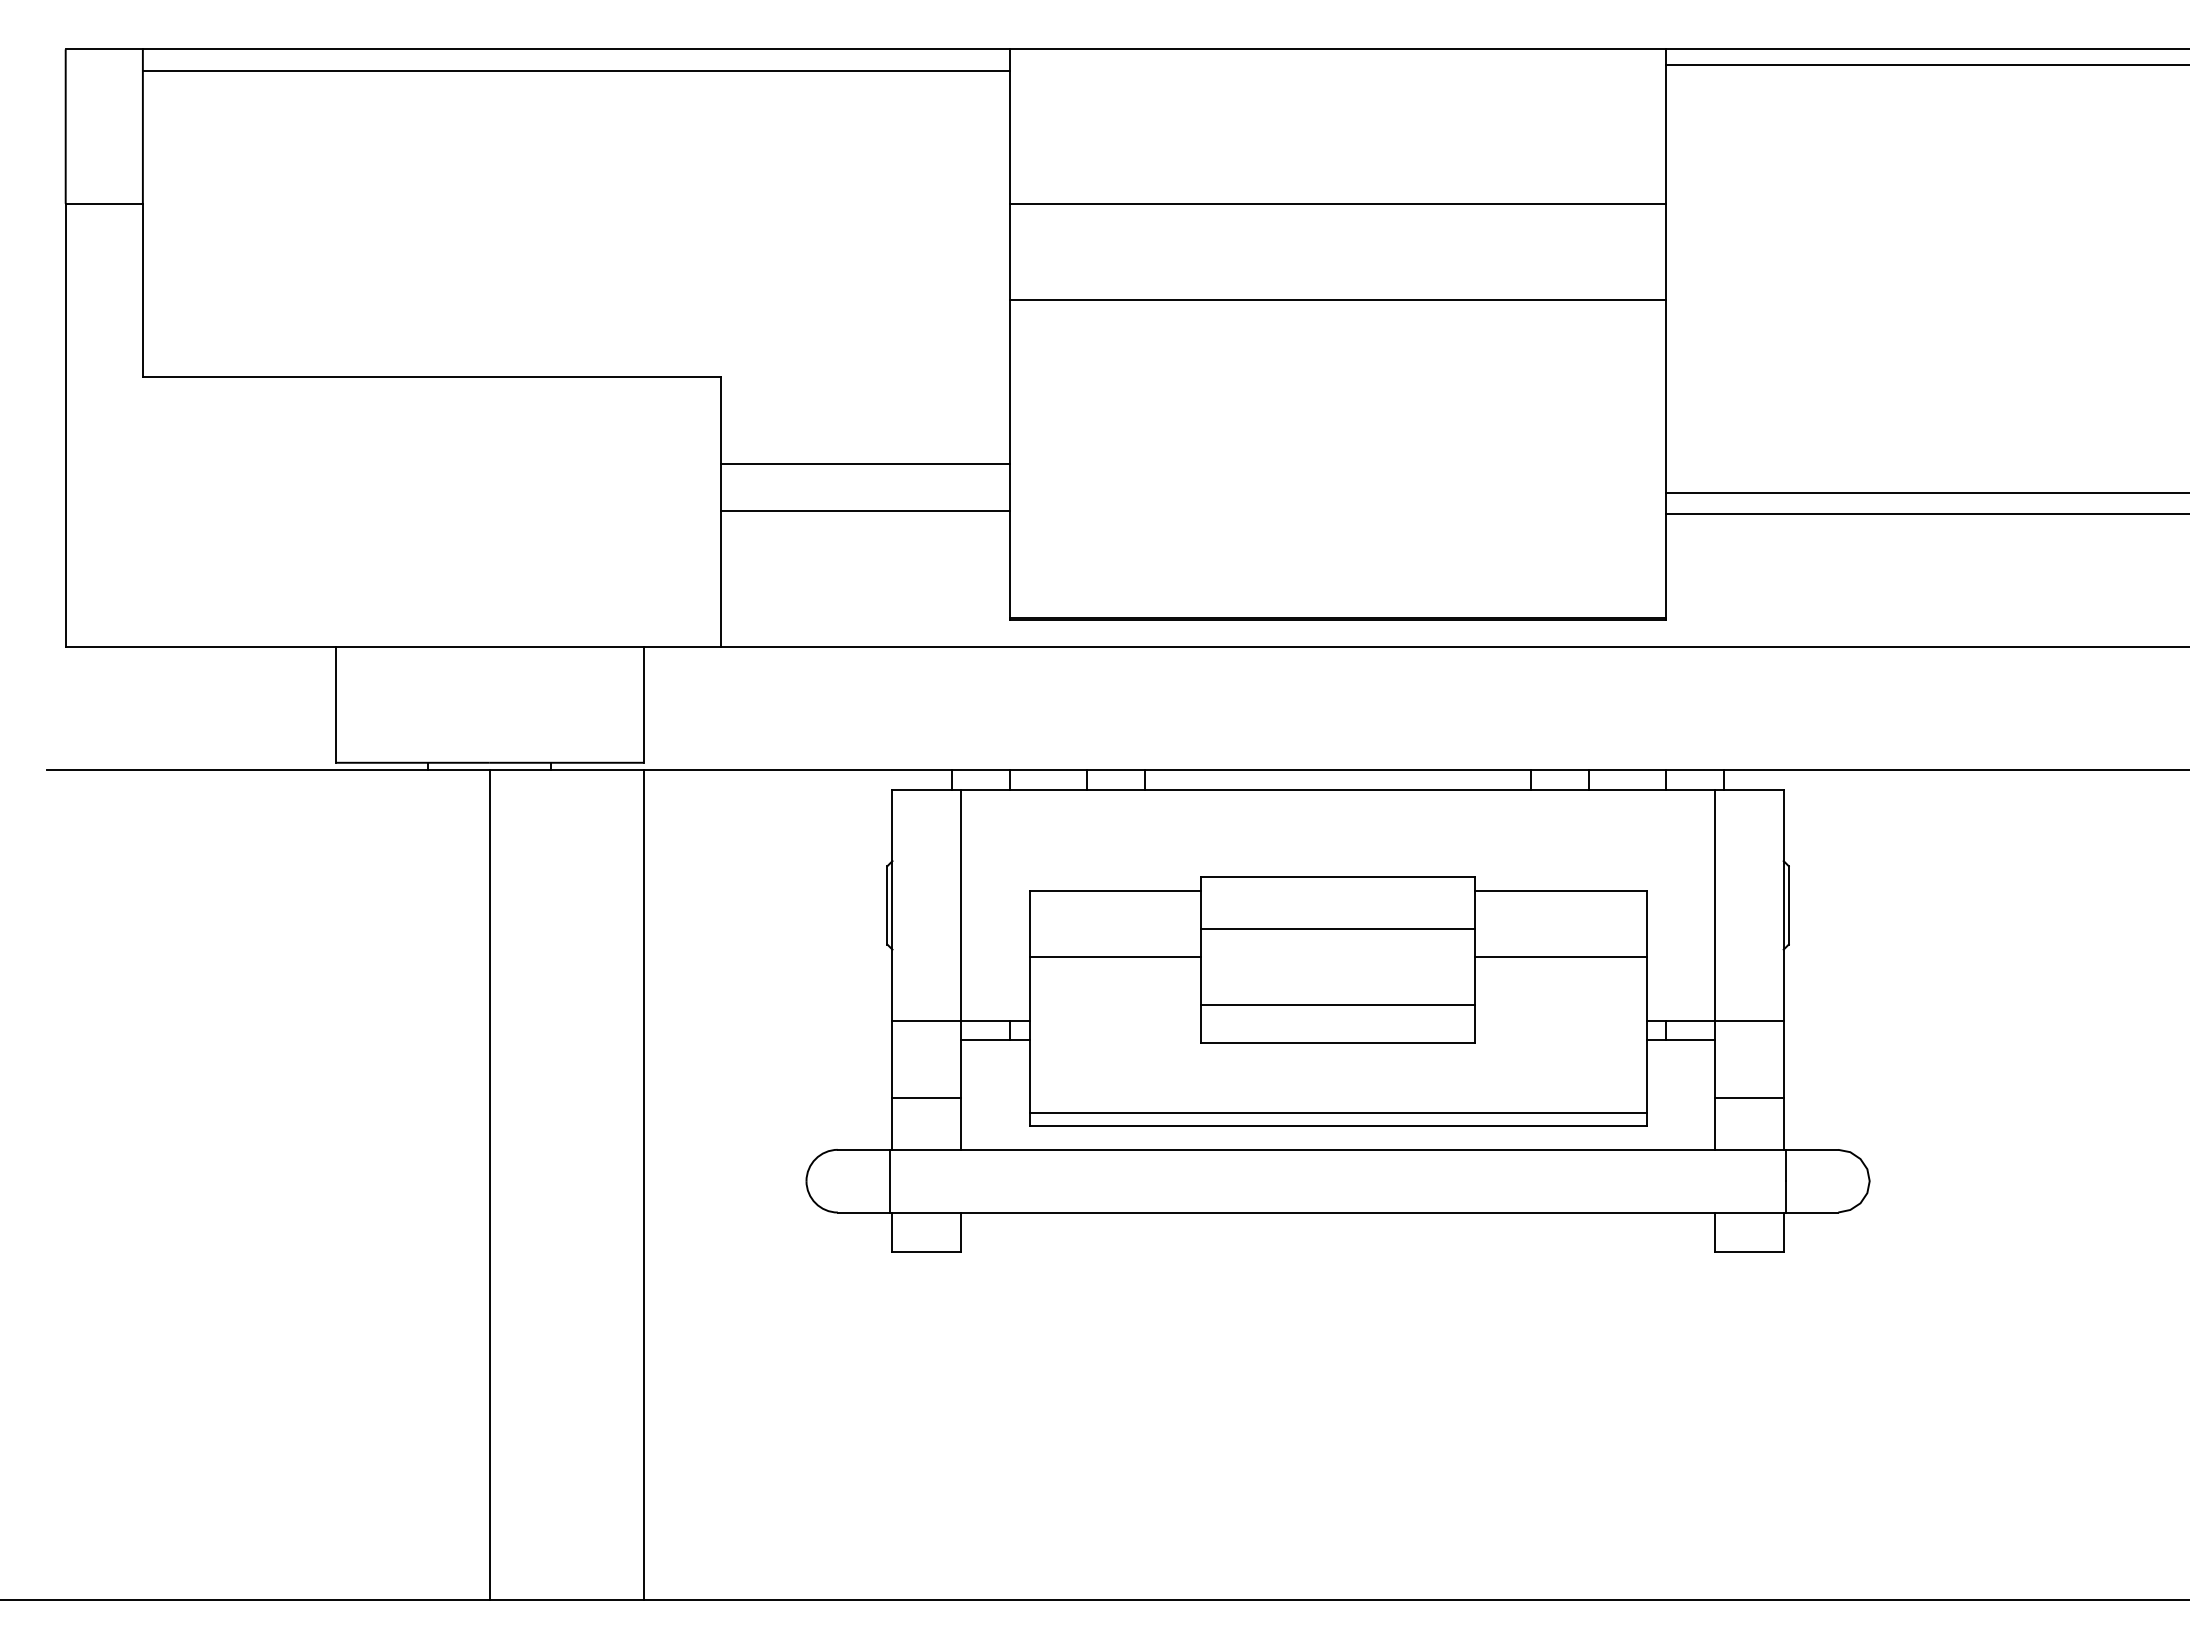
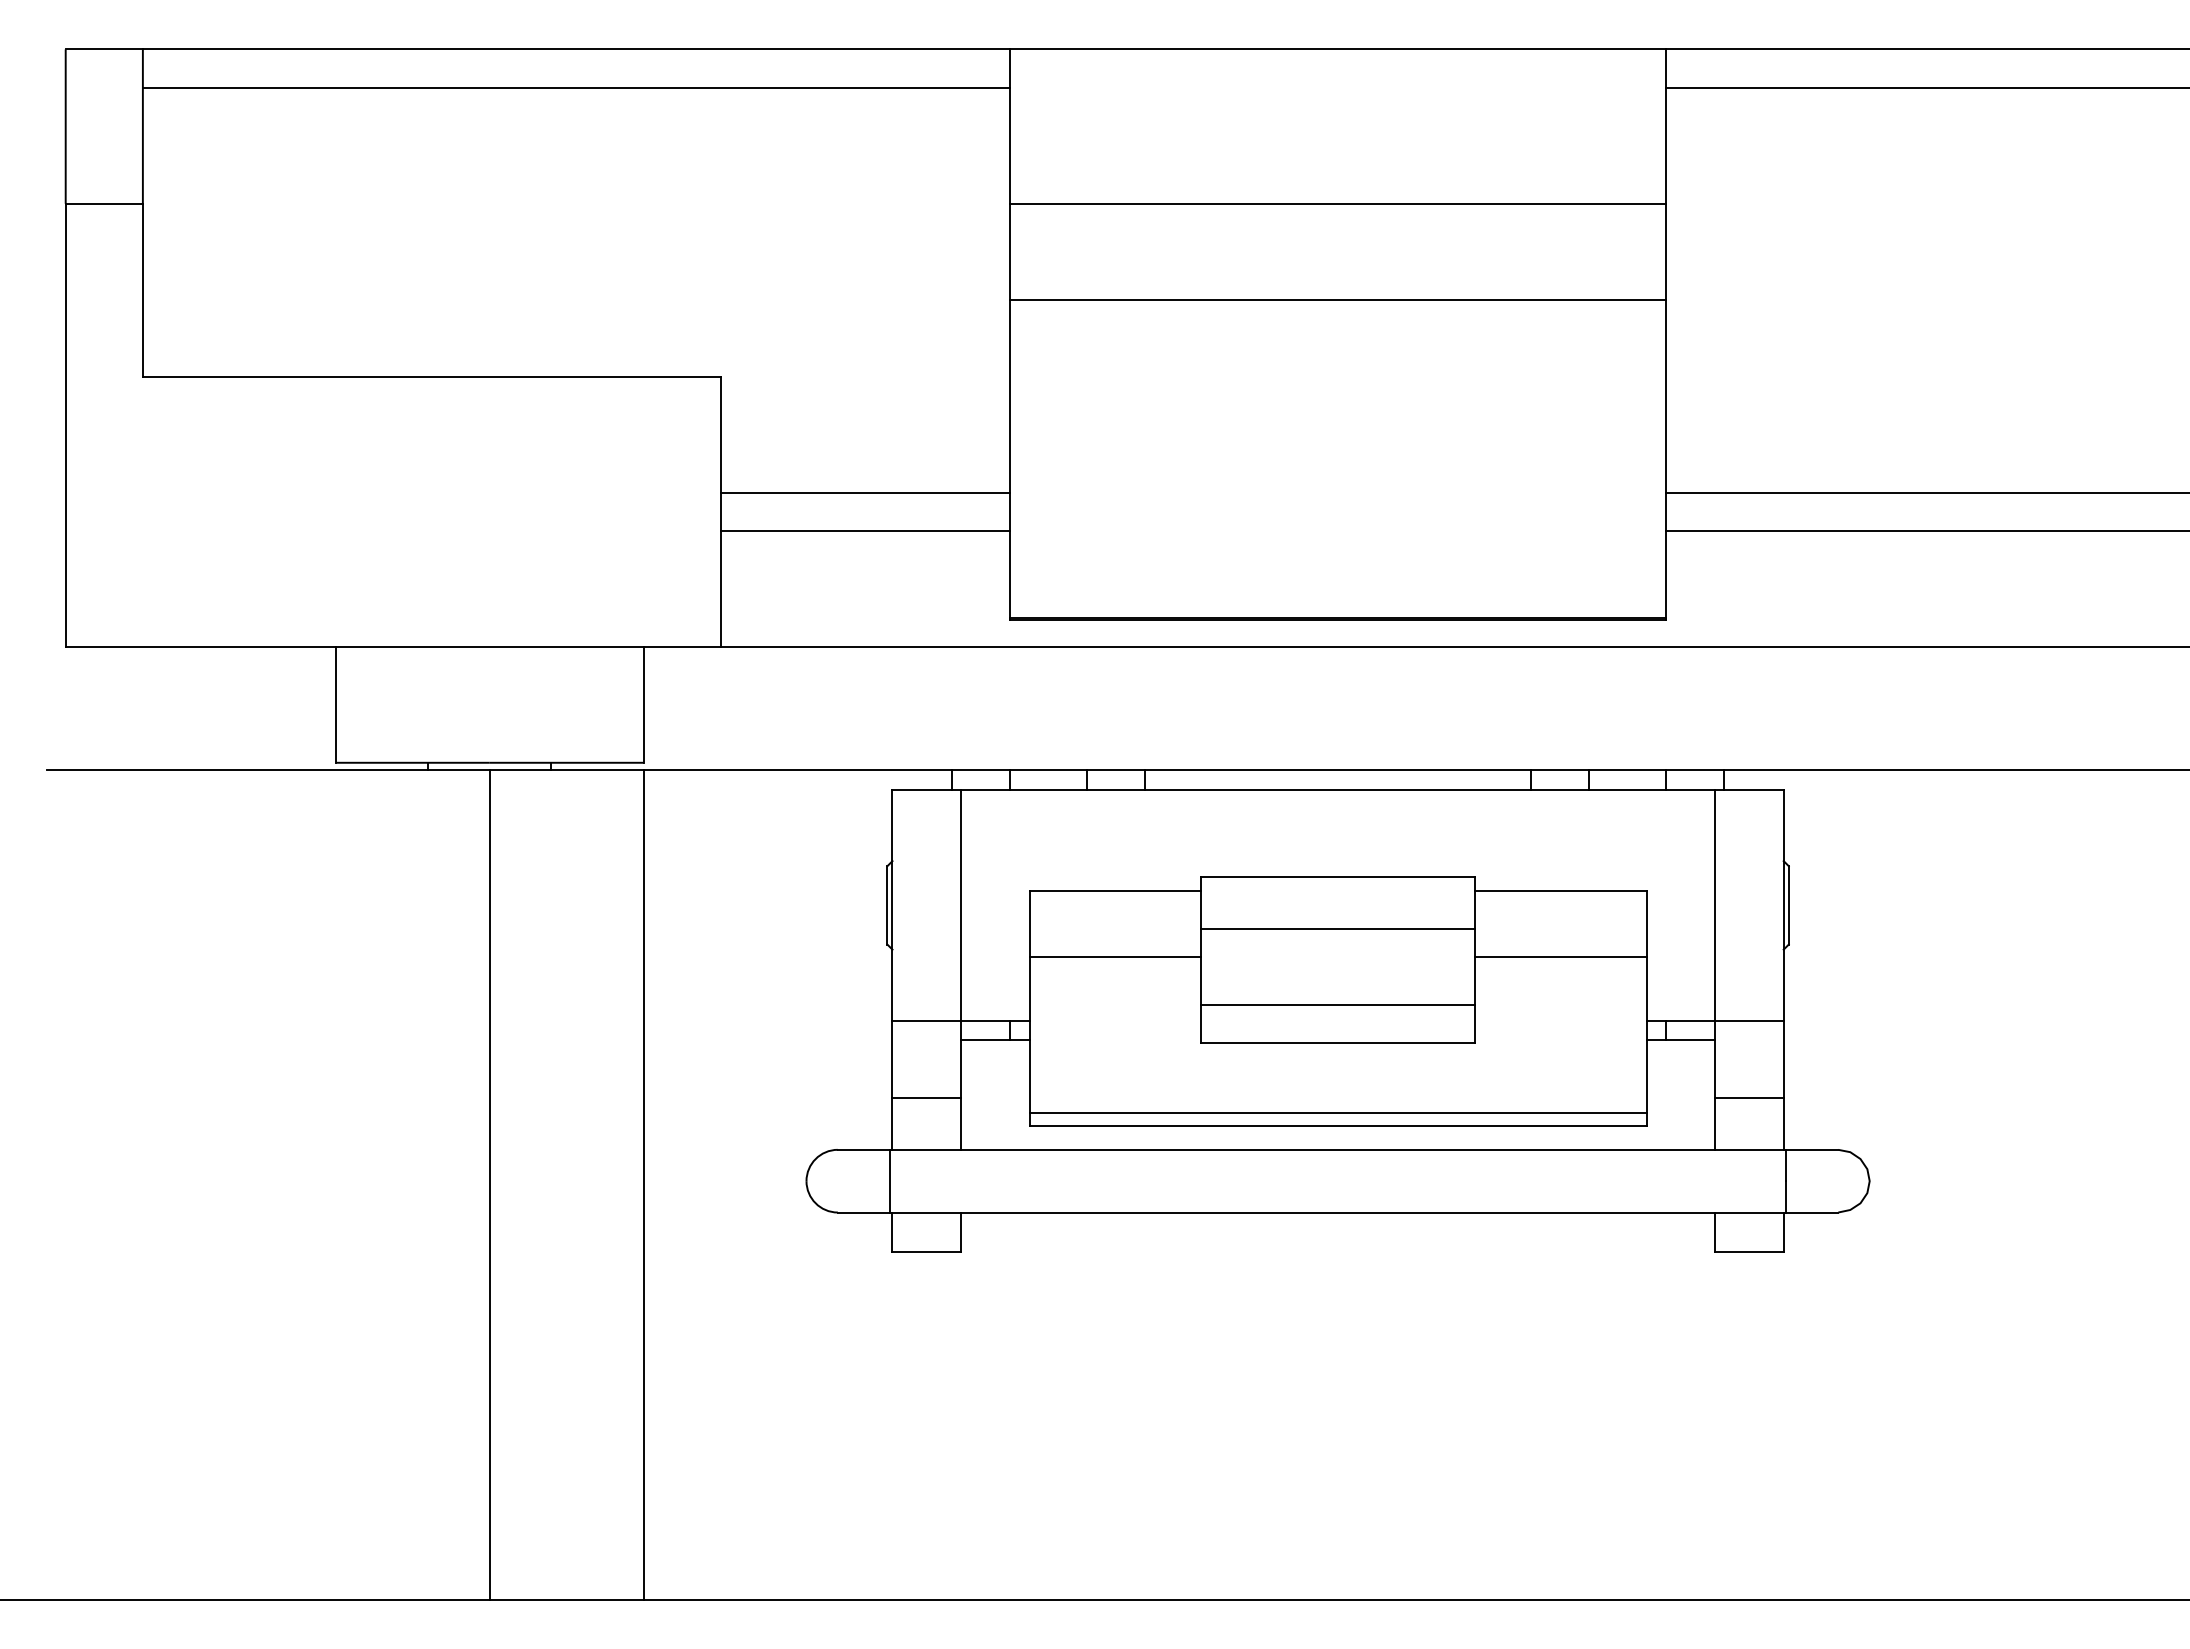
line position: (1925, 65) -> (1925, 88) (1925, 88)
line position: (576, 71) -> (576, 88) (576, 88)
line position: (865, 463) -> (865, 492) (865, 492)
line position: (865, 511) -> (865, 531) (865, 531)
line position: (1925, 514) -> (1925, 531) (1925, 531)
